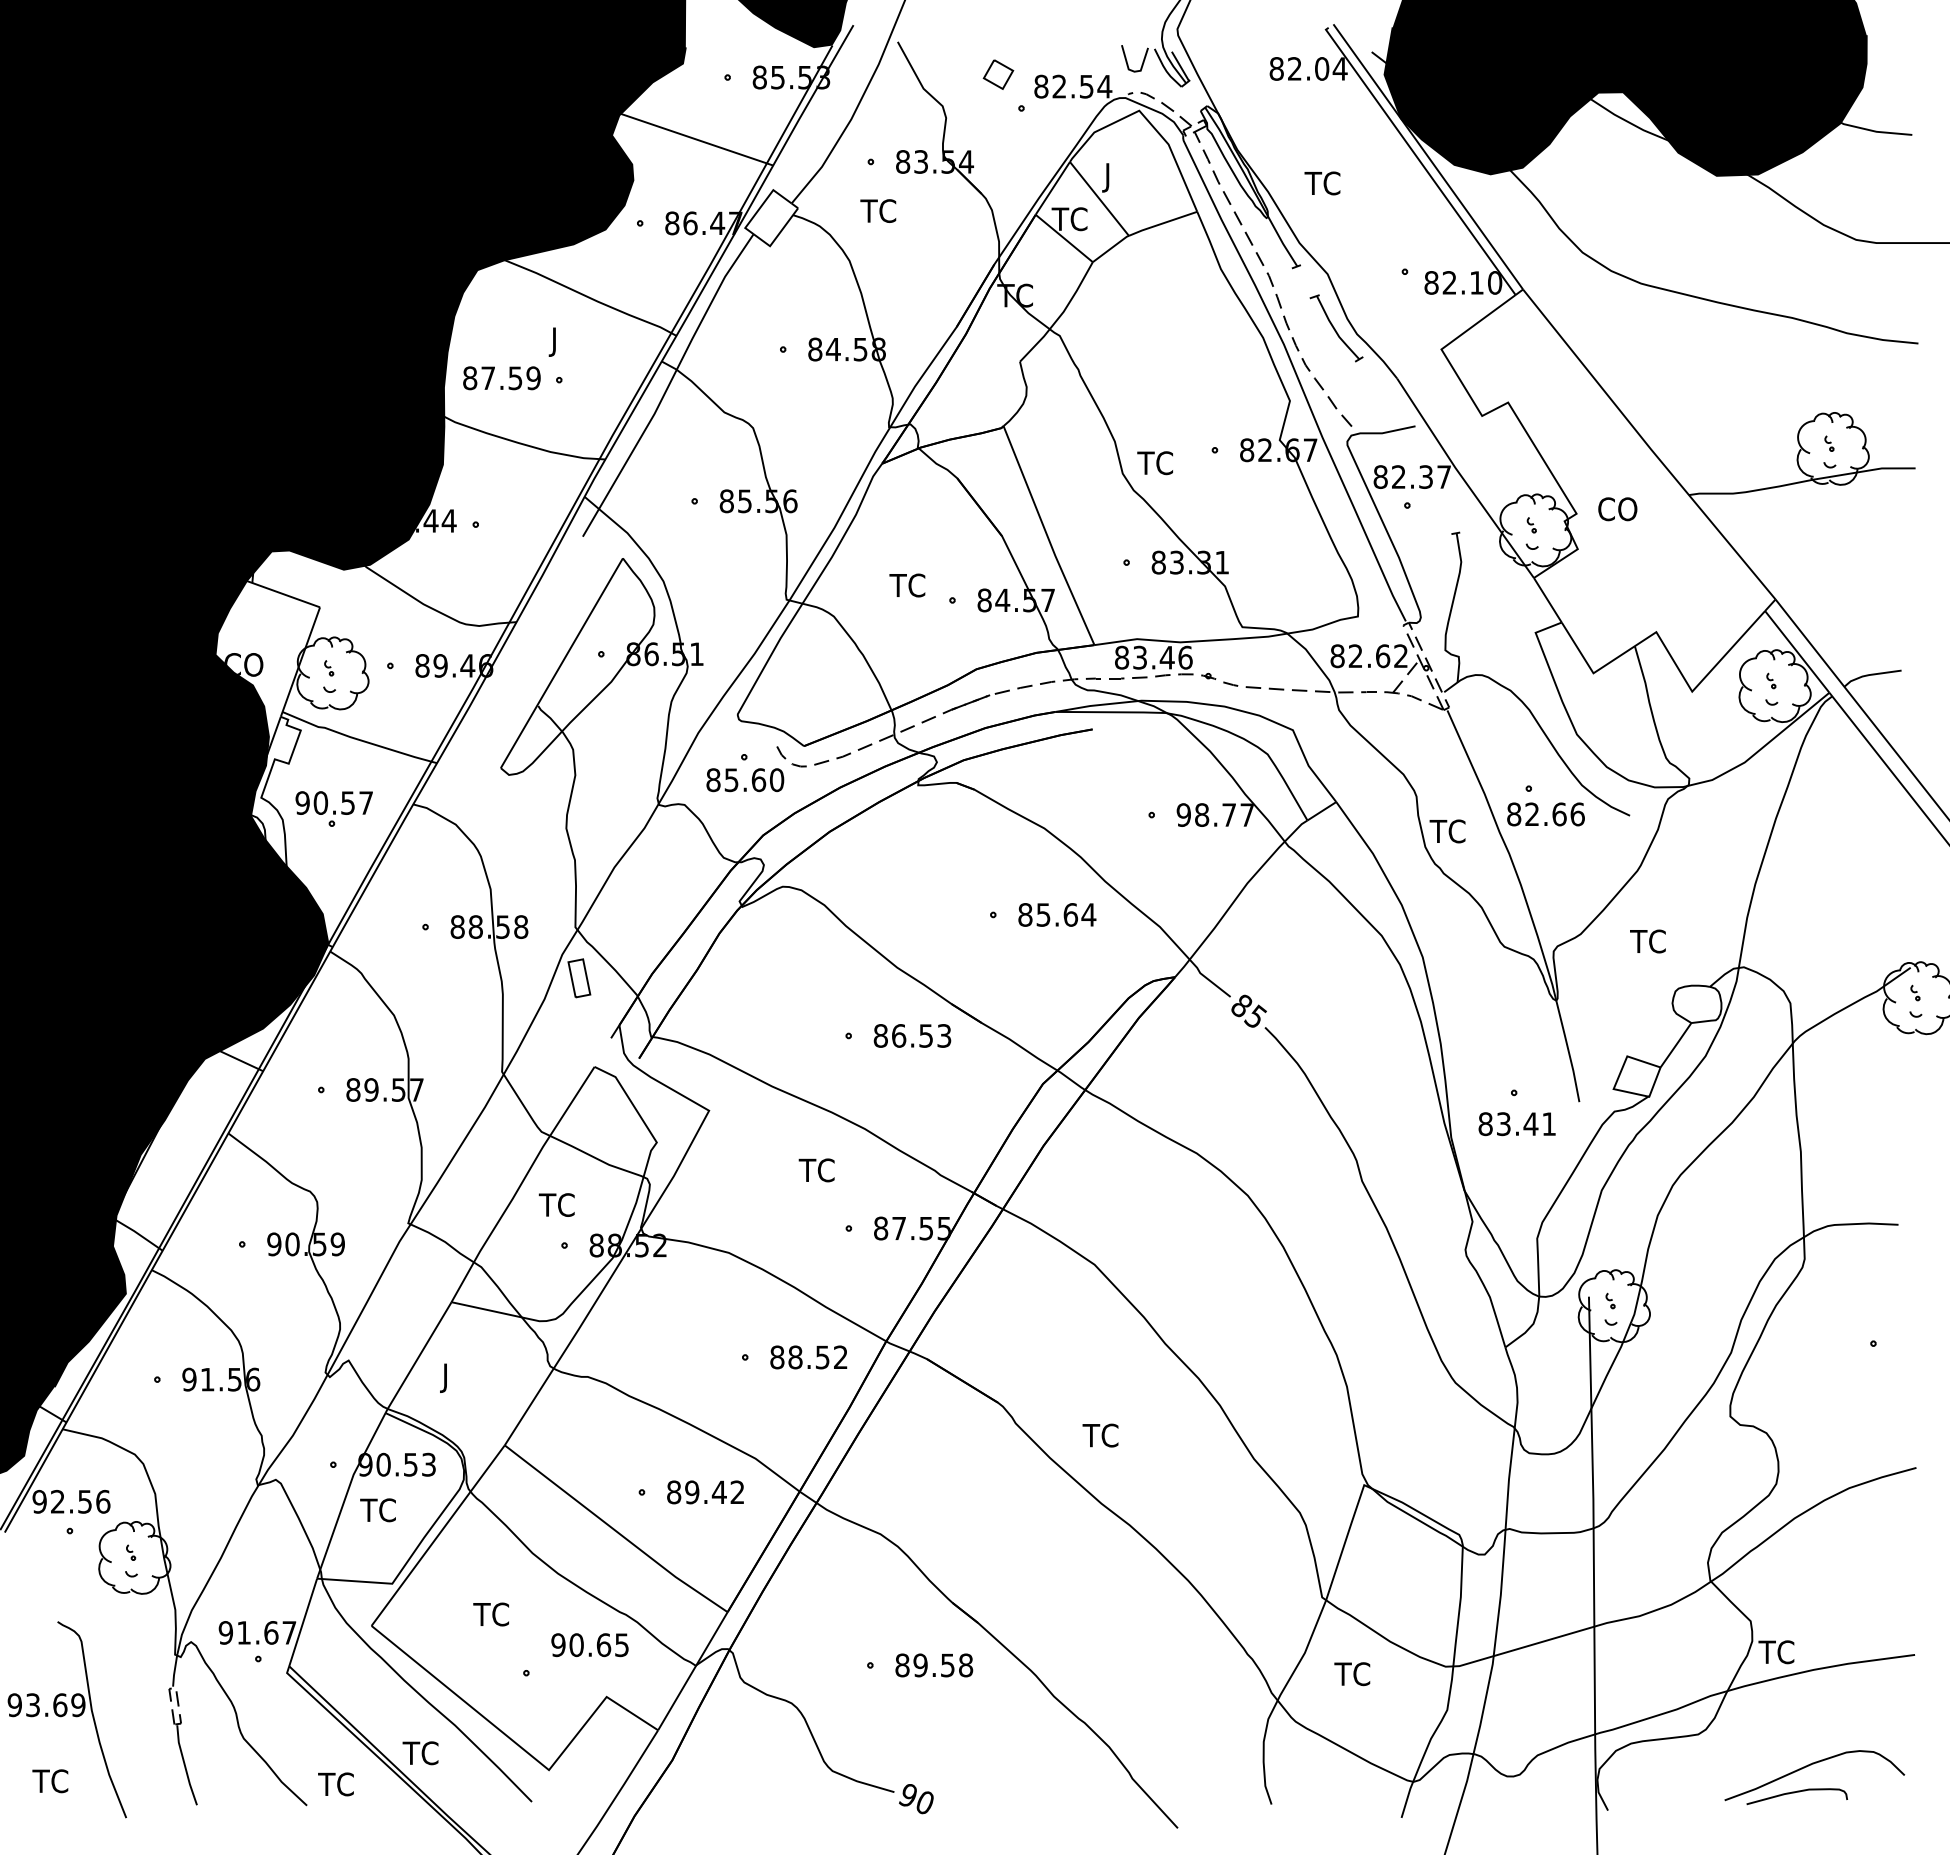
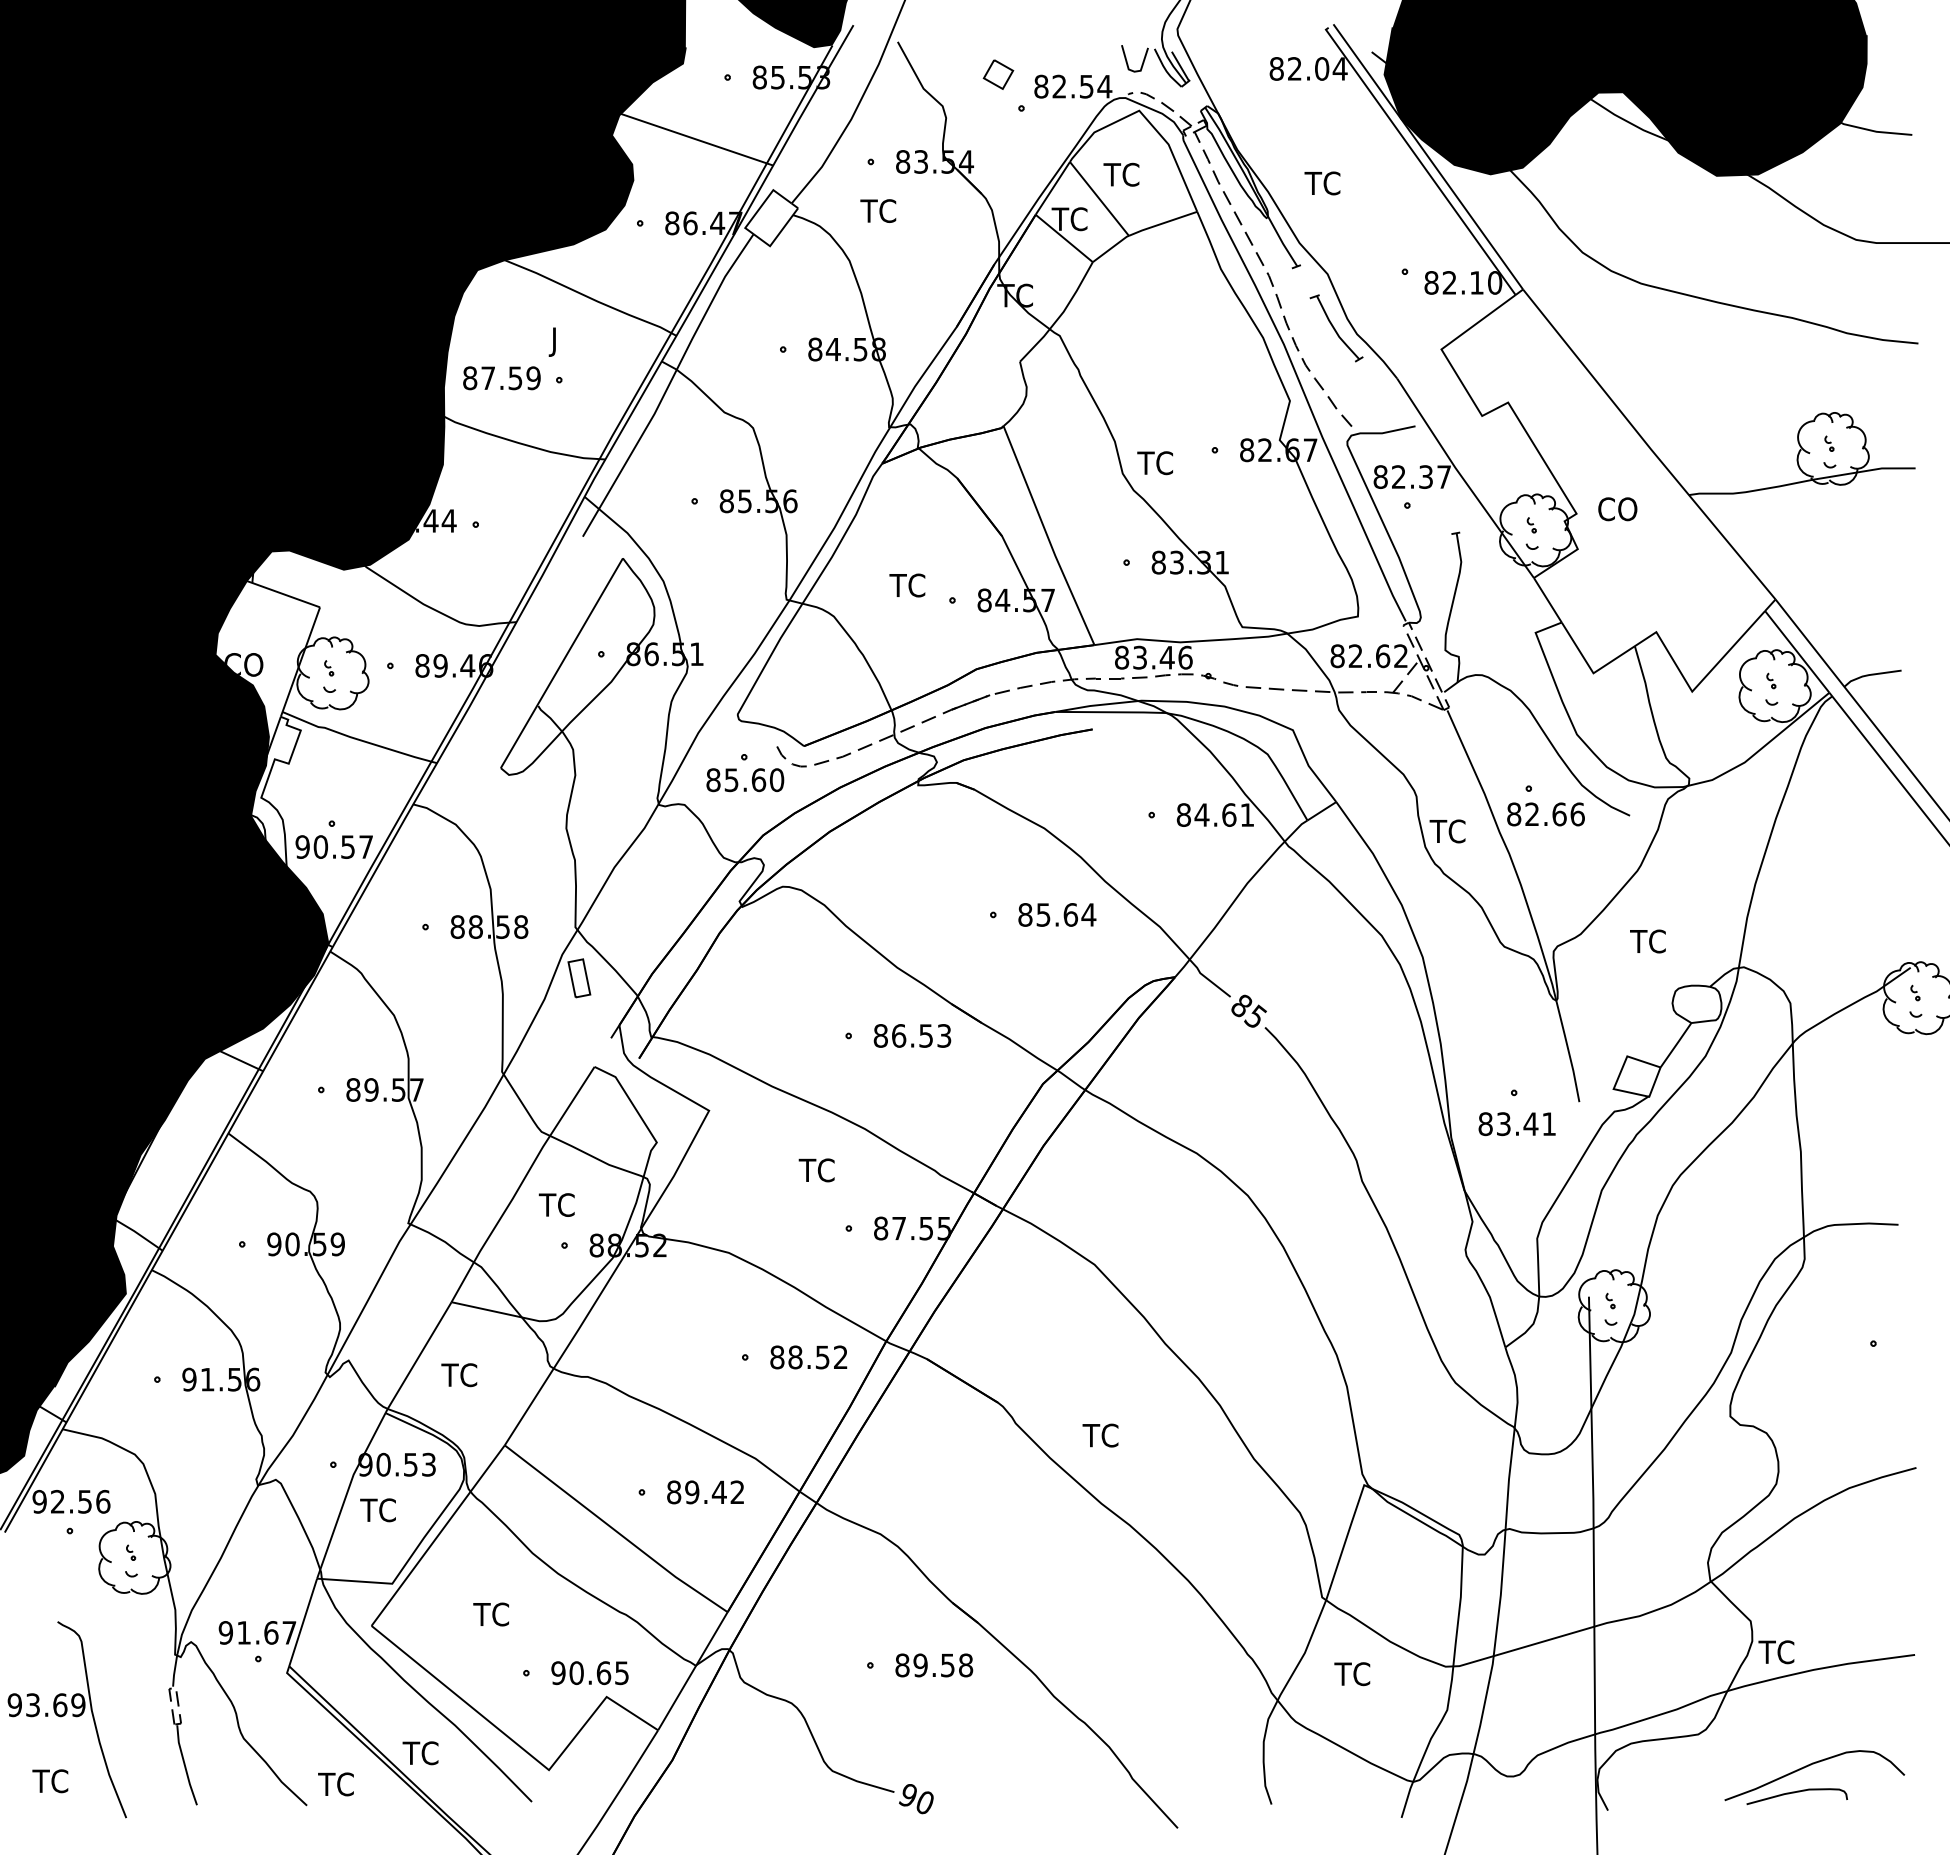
text: J -> TC (1120, 177)
text position: (333, 802) -> (333, 846) (333, 846)
text: 98.77 -> 84.61 (1214, 814)
text: J -> TC (458, 1378)
text position: (589, 1645) -> (589, 1673) (589, 1673)
